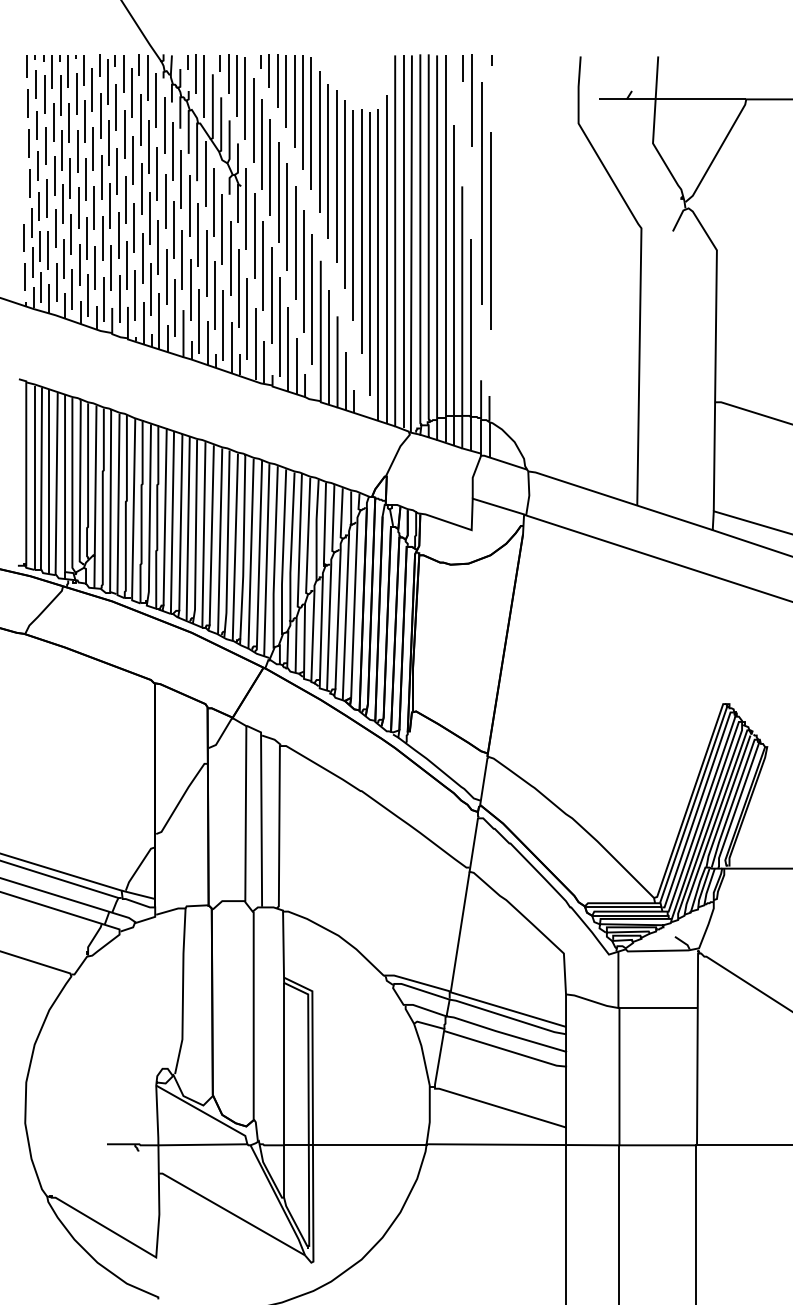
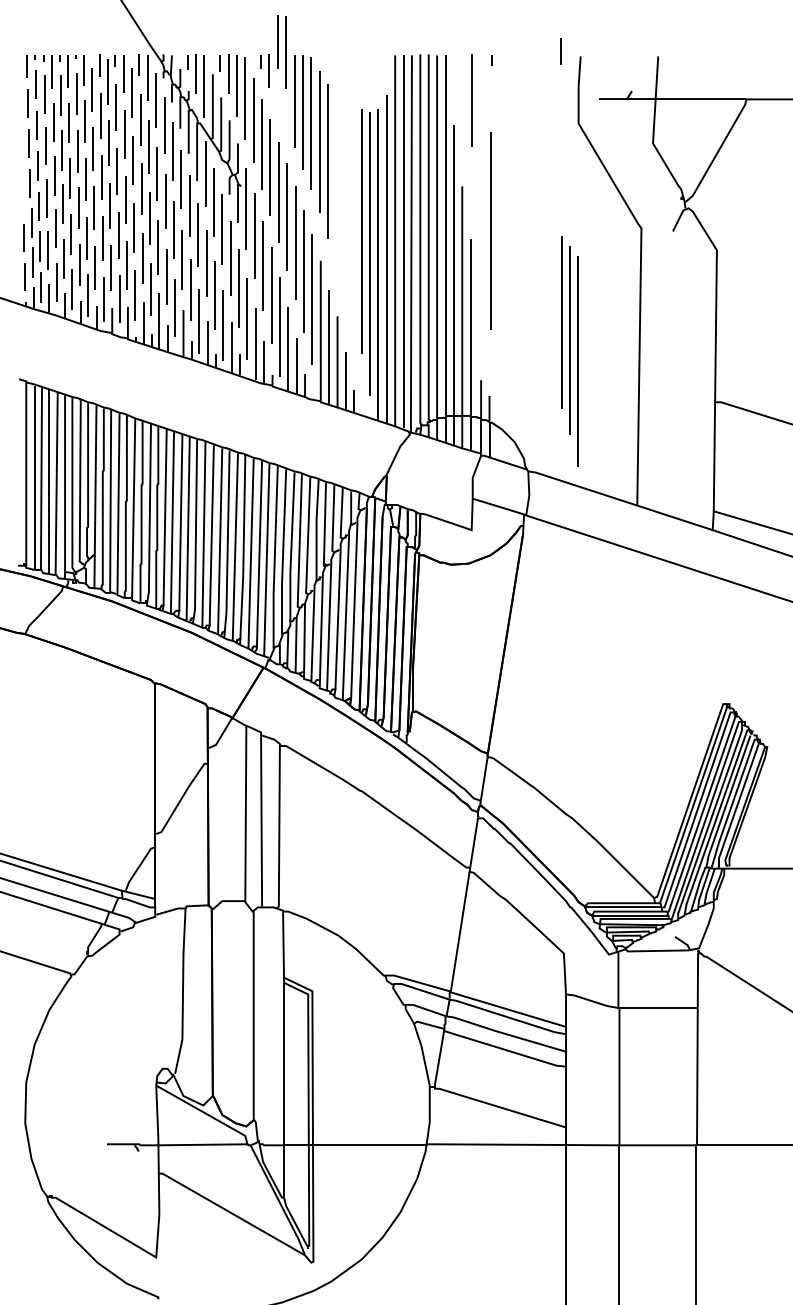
line position: (462, 68) -> (560, 51) (560, 51)
part position: (281, 90) -> (281, 51) (281, 51)
line: present -> none (481, 193)
part position: (344, 205) -> (569, 351) (569, 351)
